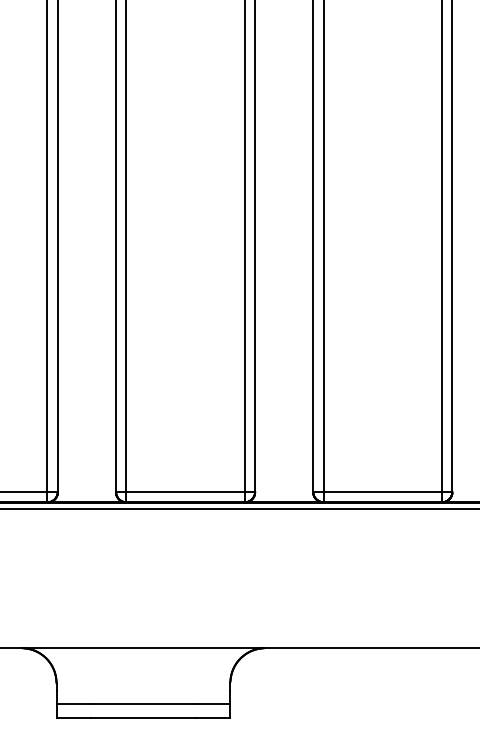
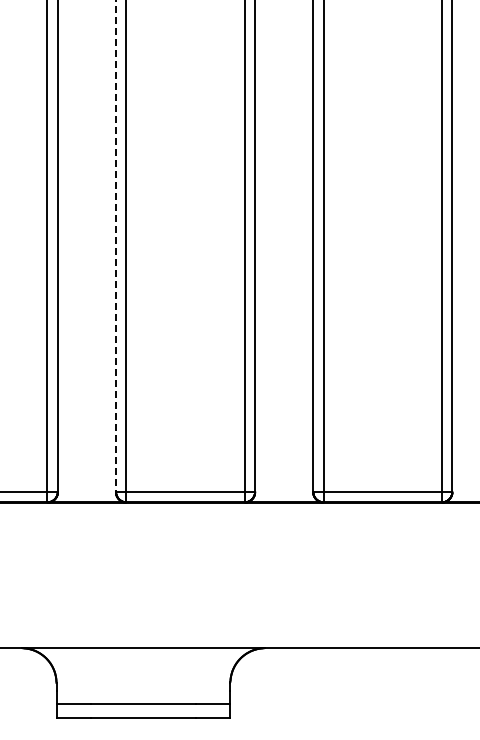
line: solid -> dashed (115, 246)
line: present -> none (239, 509)
